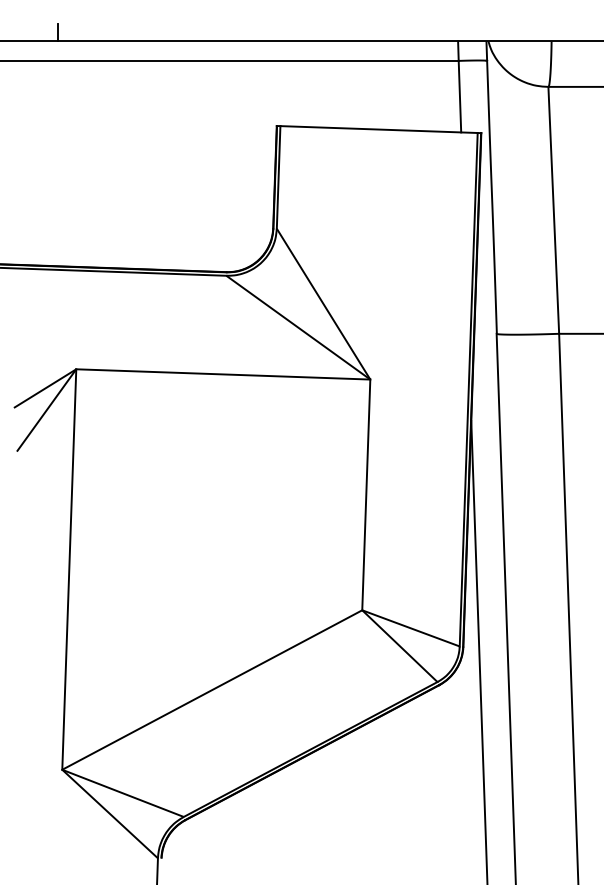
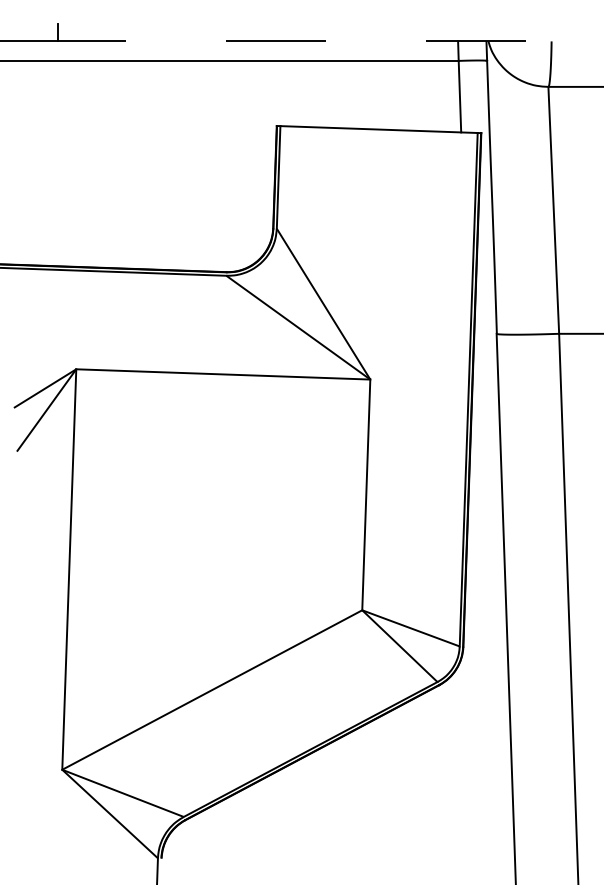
line: solid -> dashed (330, 41)
line: present -> none (479, 650)
